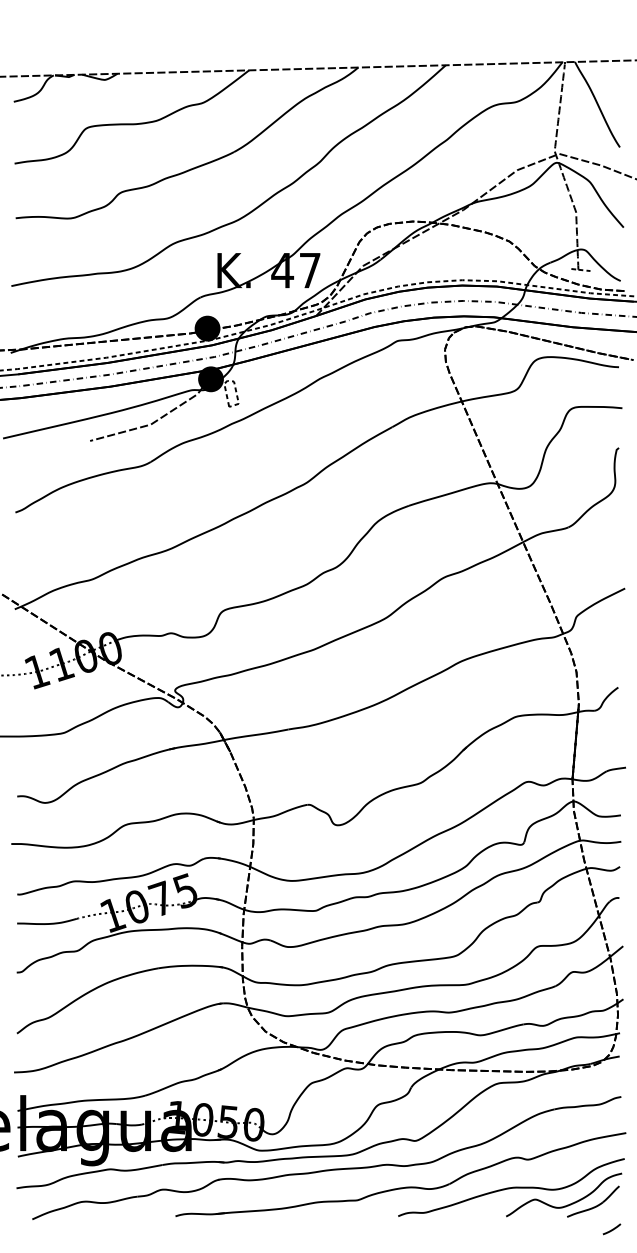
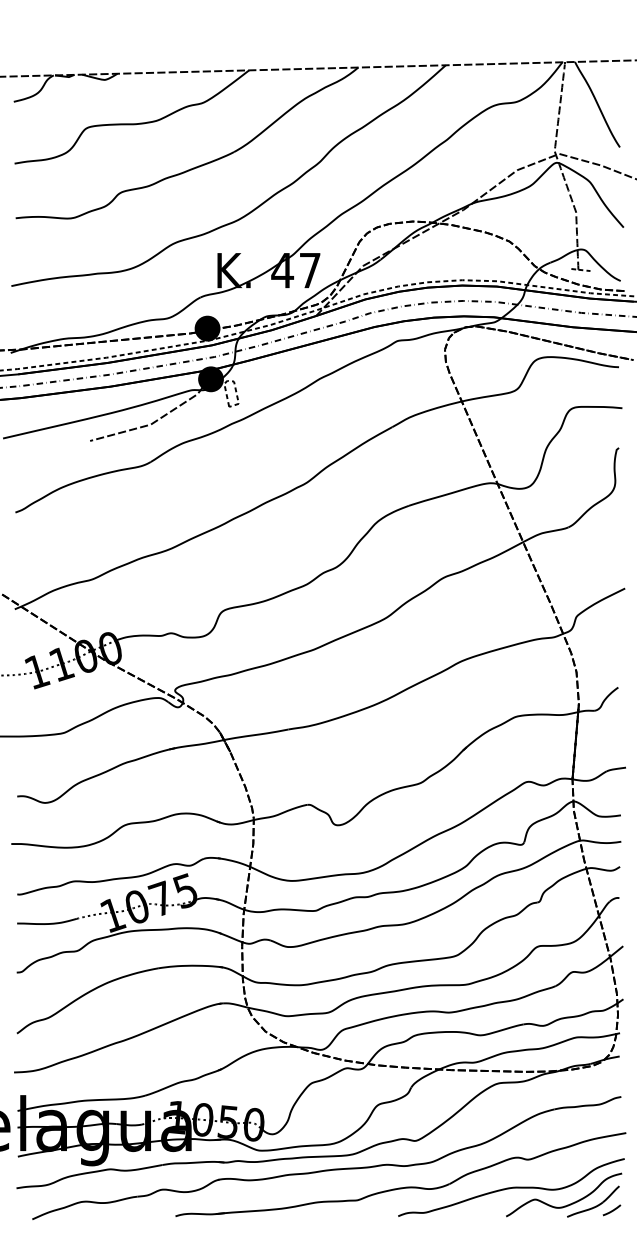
line position: (611, 1229) -> (611, 1210) (611, 1210)
